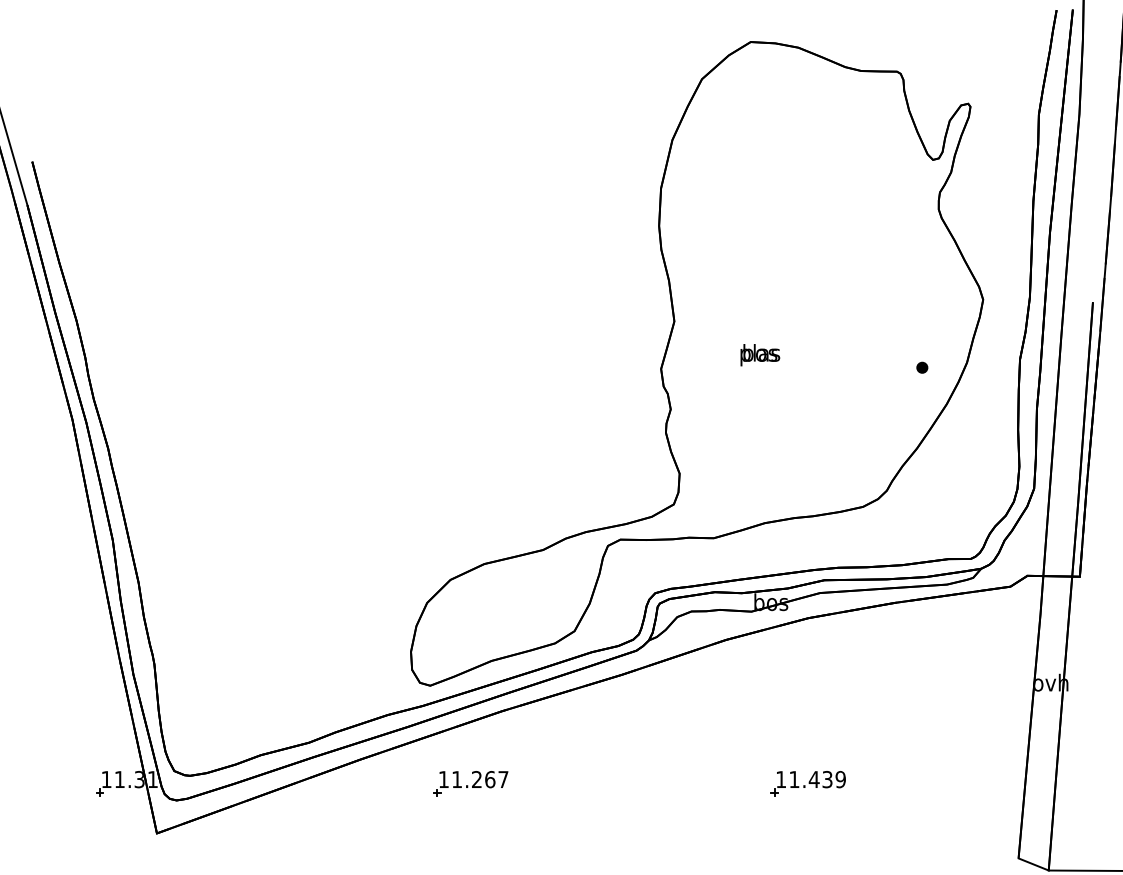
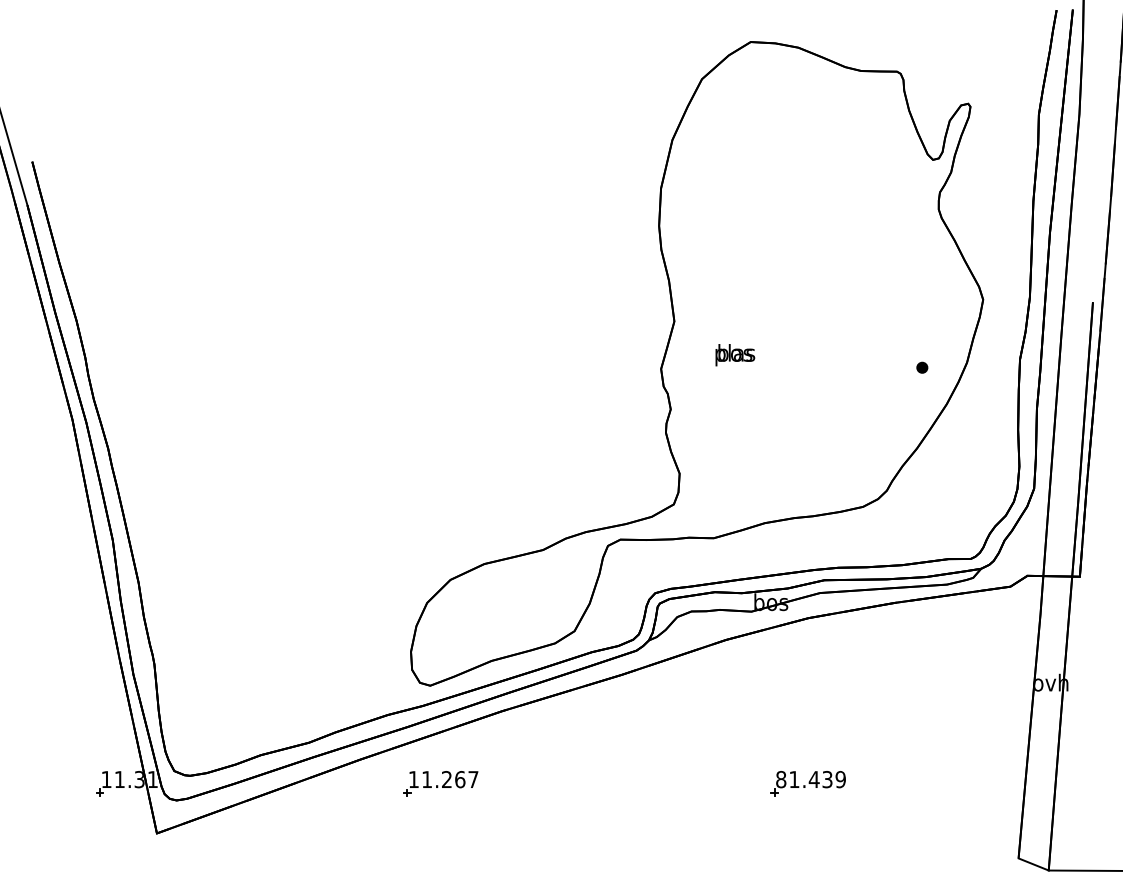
text position: (760, 355) -> (735, 355) (735, 355)
text: 11.439 -> 81.439 (781, 779)
part position: (470, 783) -> (440, 783) (440, 783)
